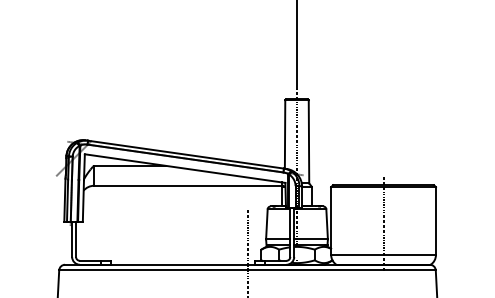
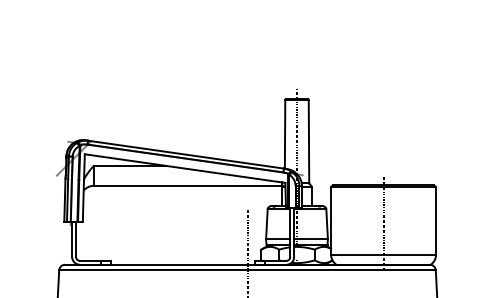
line: present -> none (297, 45)
